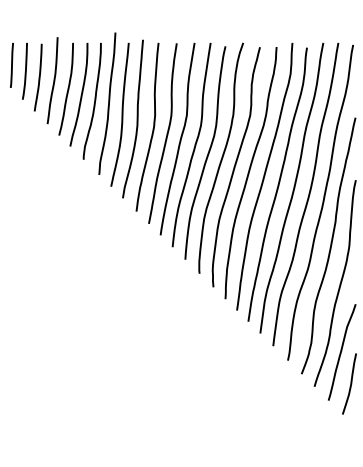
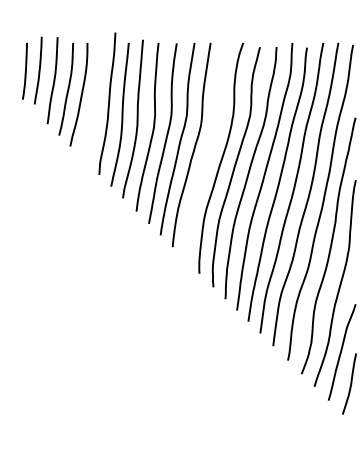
line: present -> none (11, 64)
curve position: (38, 77) -> (38, 70) (38, 70)
curve: present -> none (94, 100)
curve: present -> none (207, 153)
